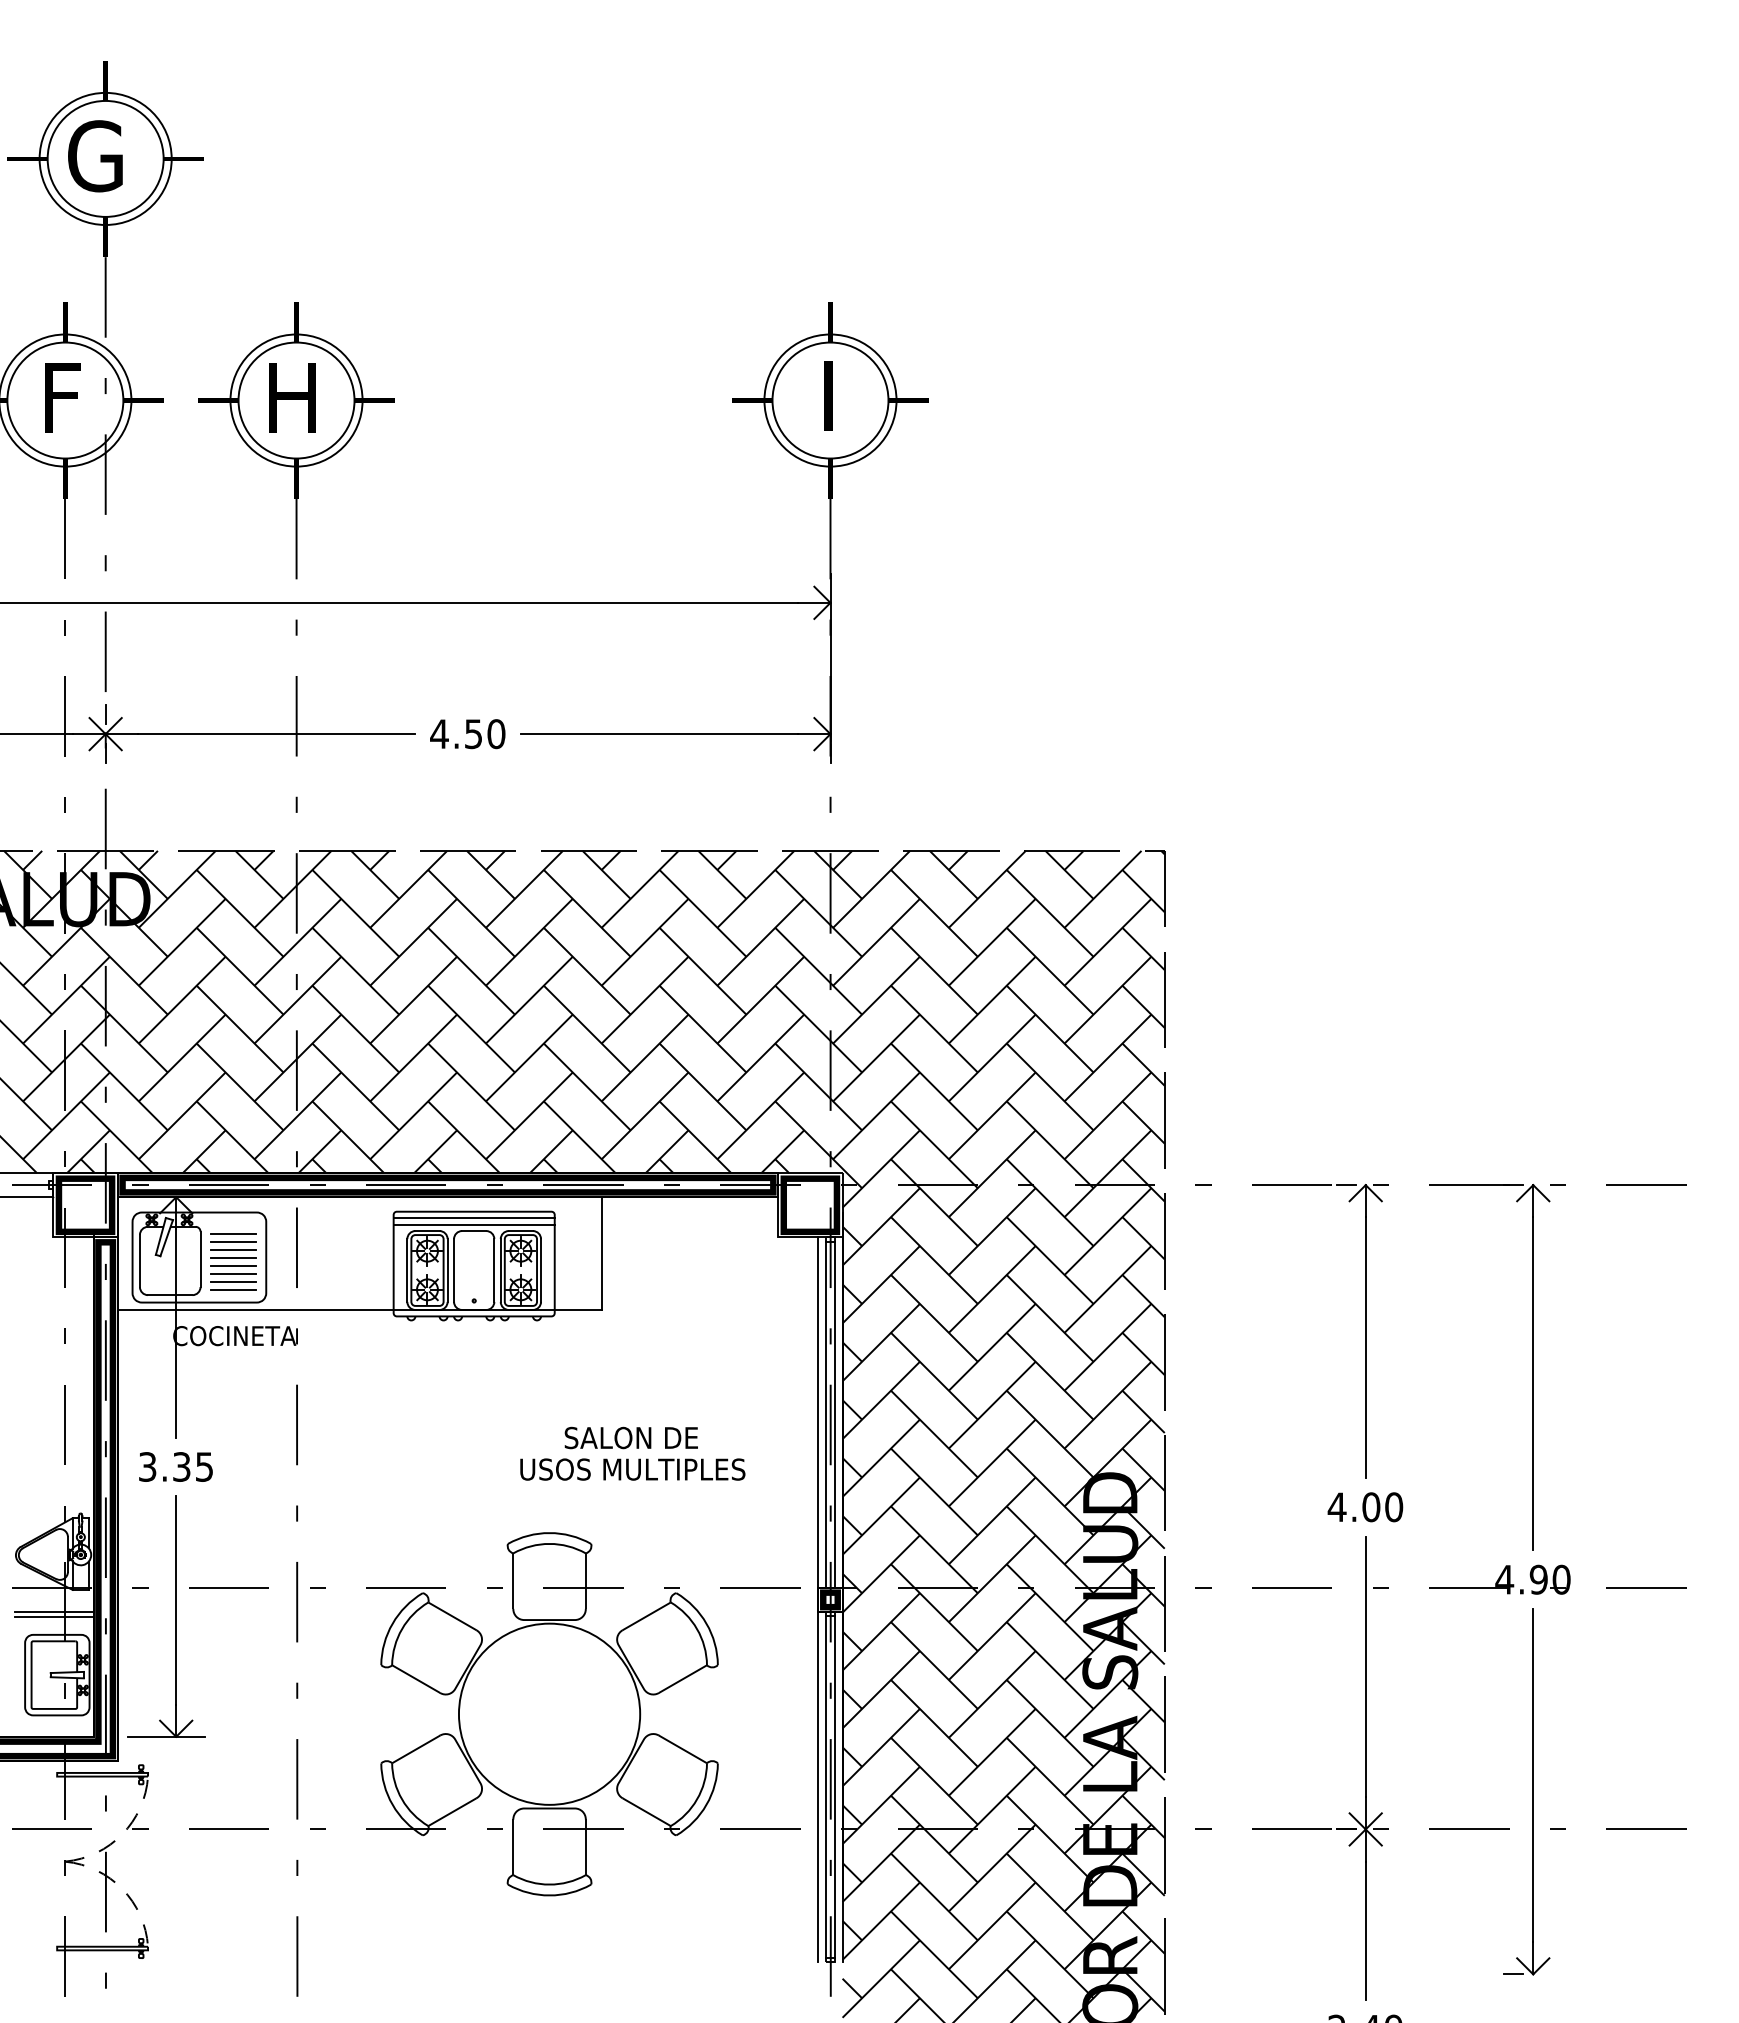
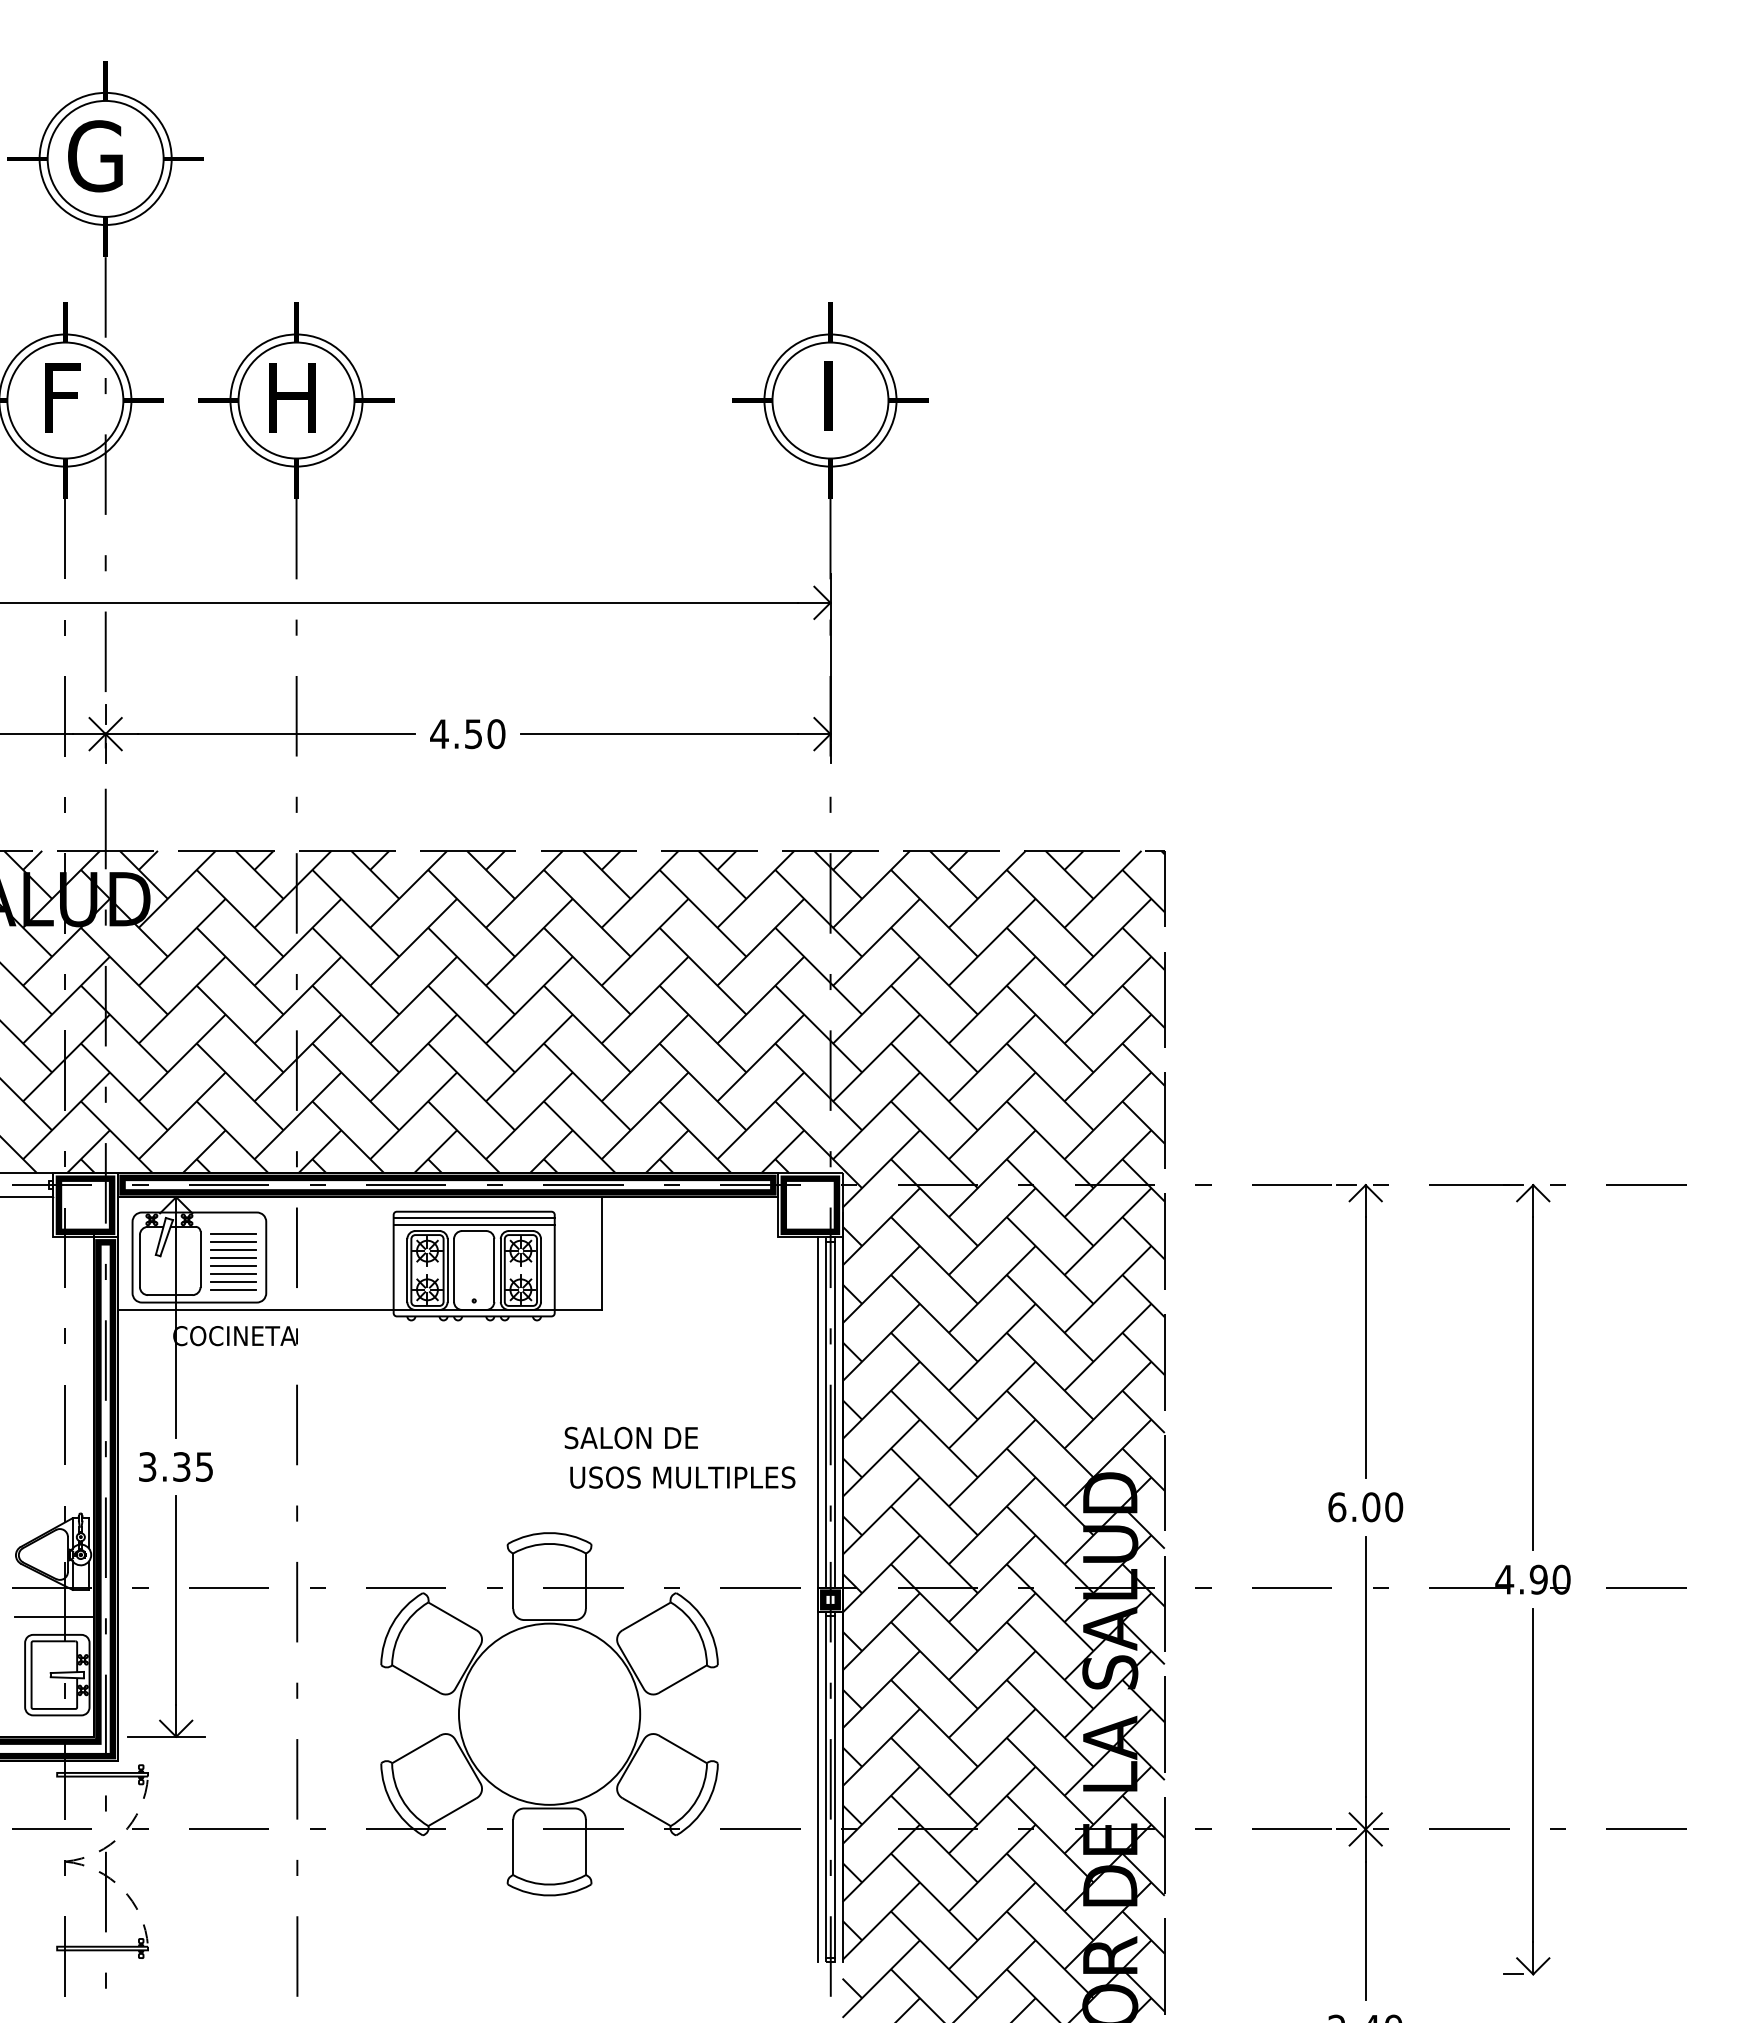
text position: (632, 1469) -> (682, 1477) (682, 1477)
text: 4.00 -> 6.00 (1336, 1507)
line: present -> none (54, 1611)
